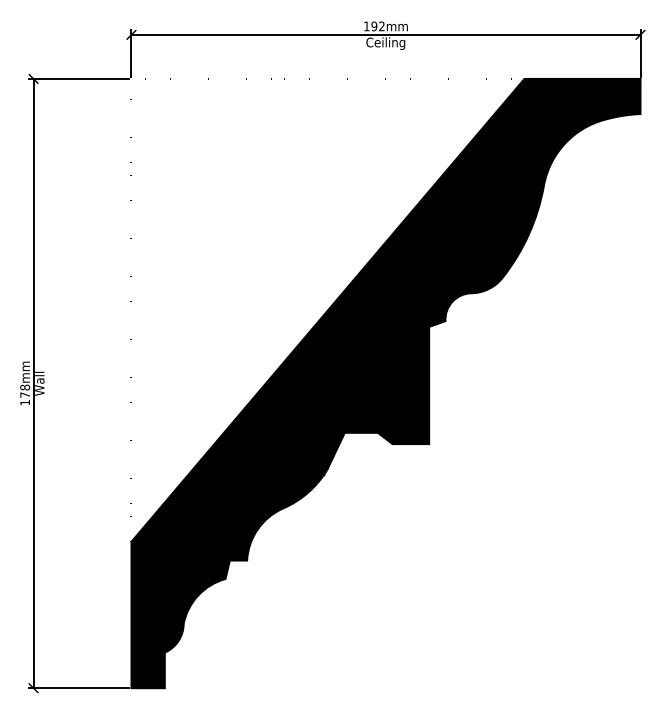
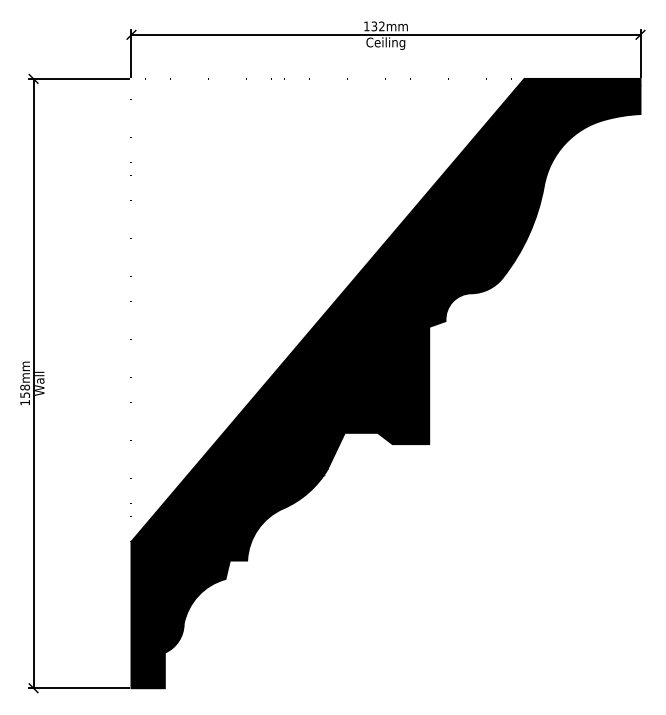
text: 192mm -> 132mm (374, 26)
text: 178mm -> 158mm (25, 394)
